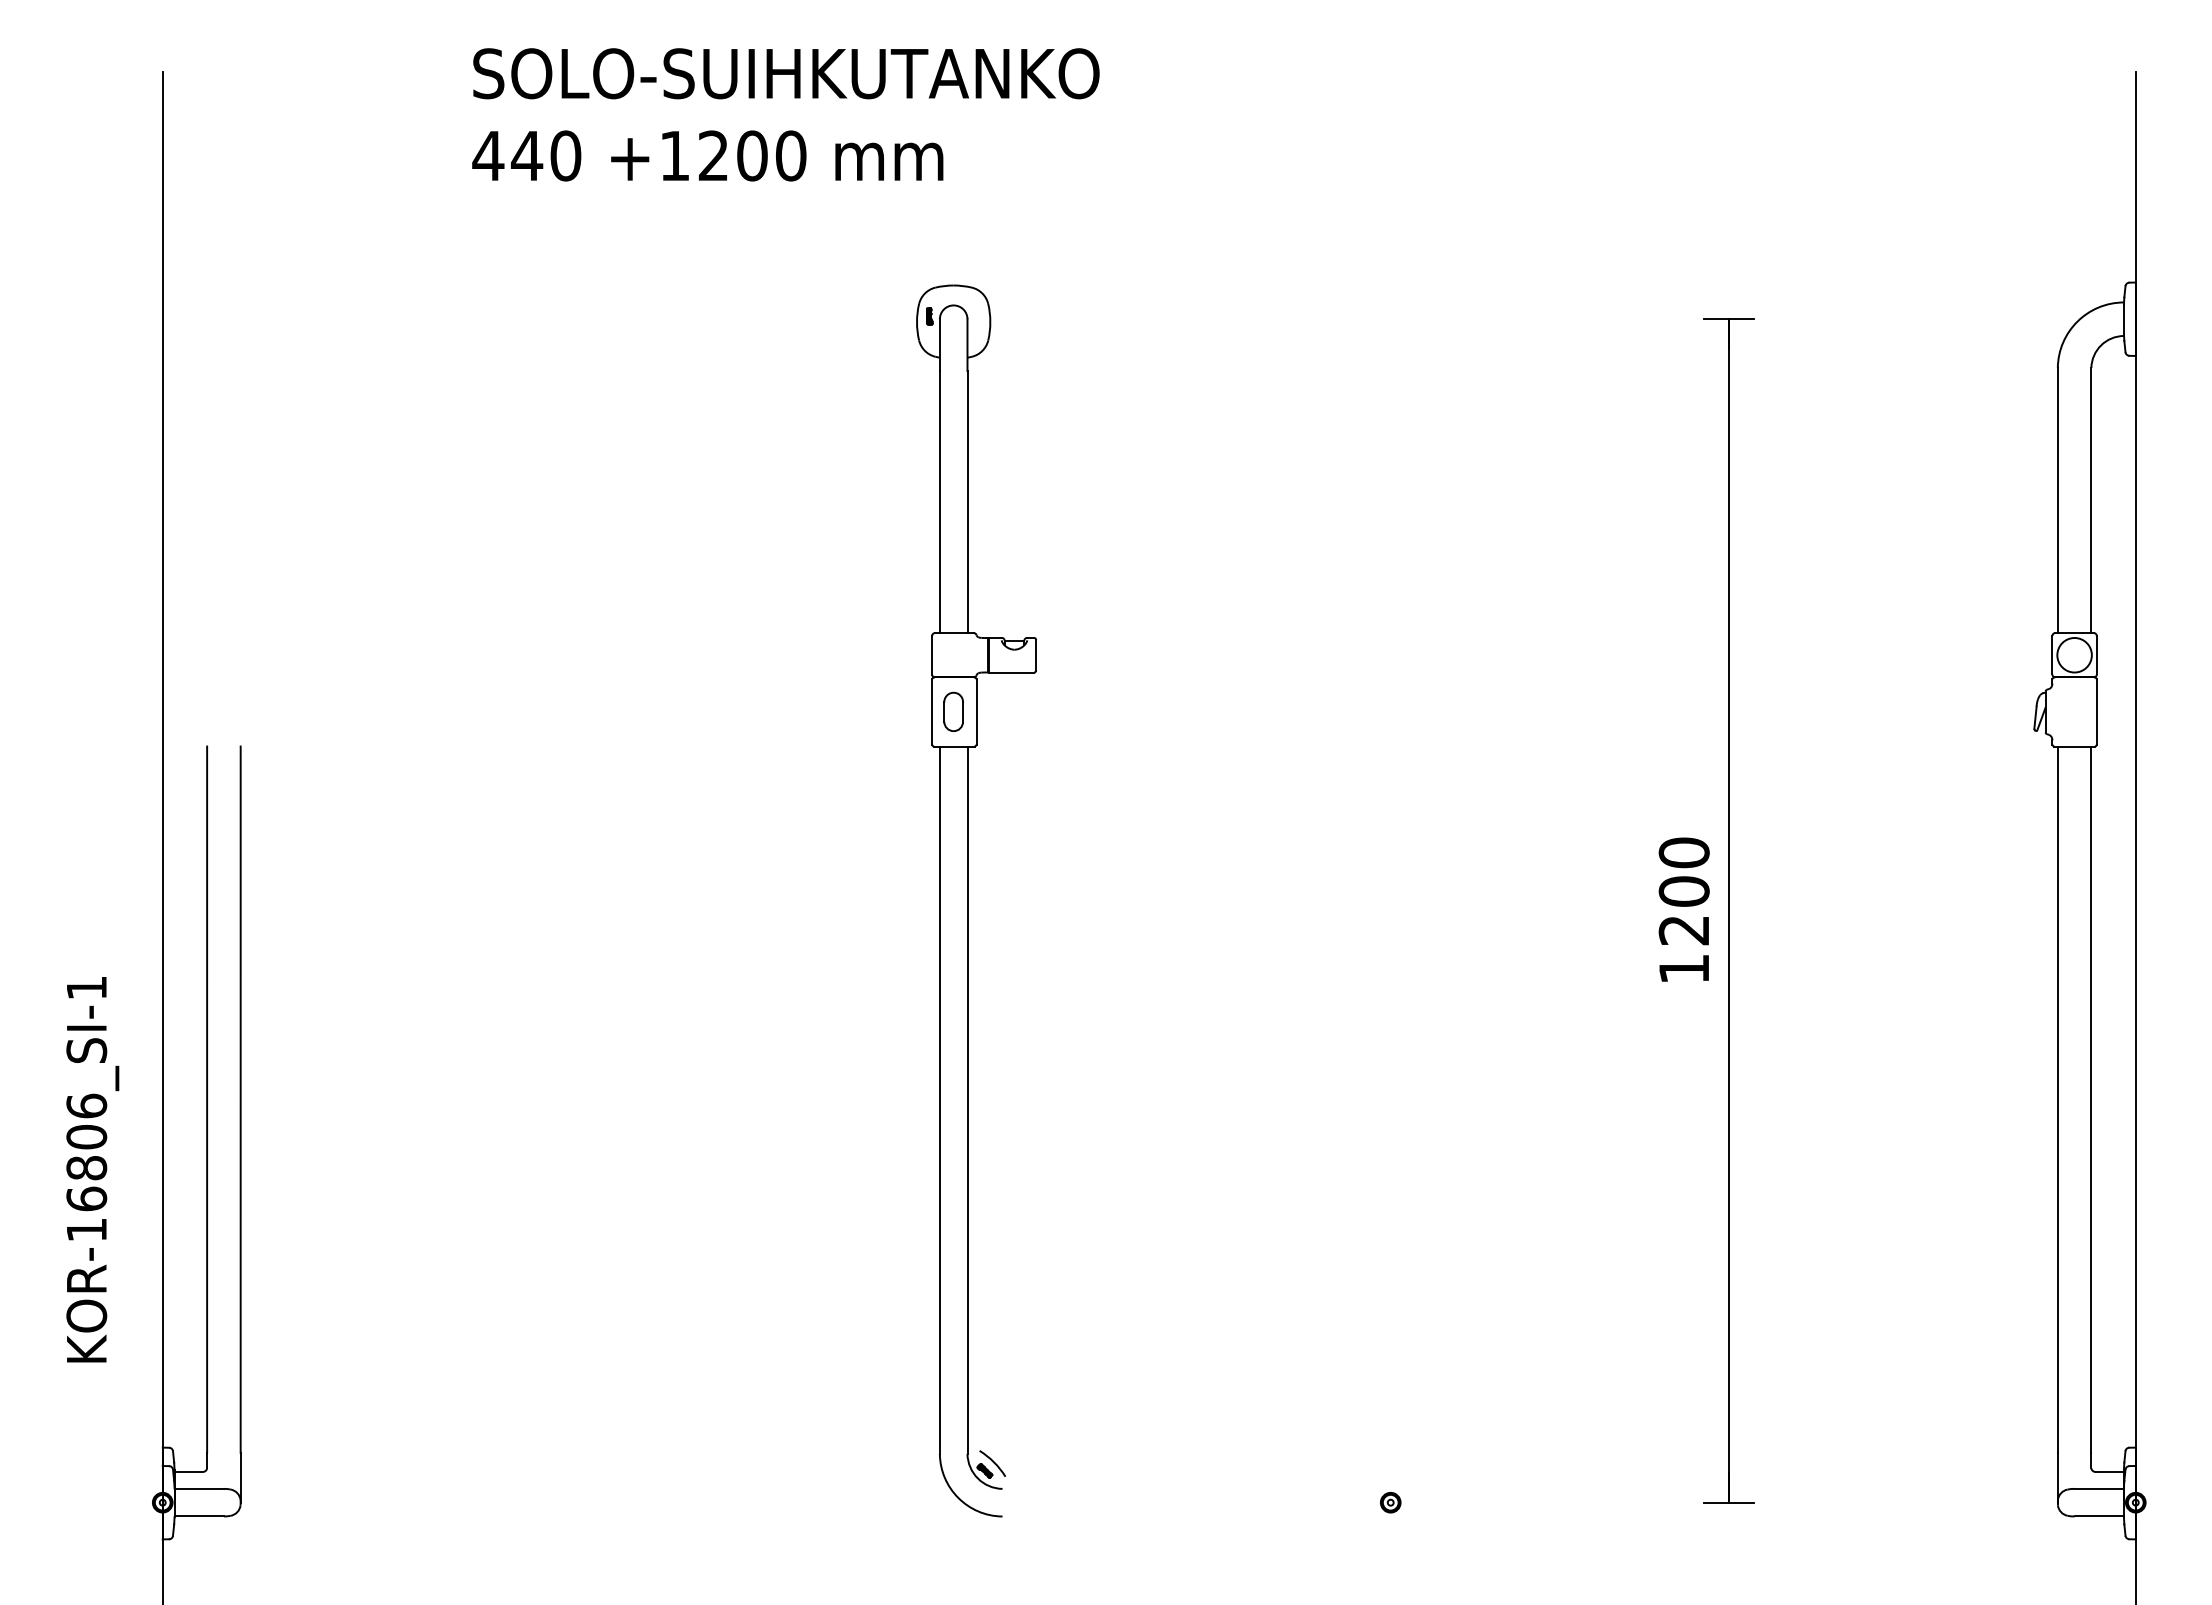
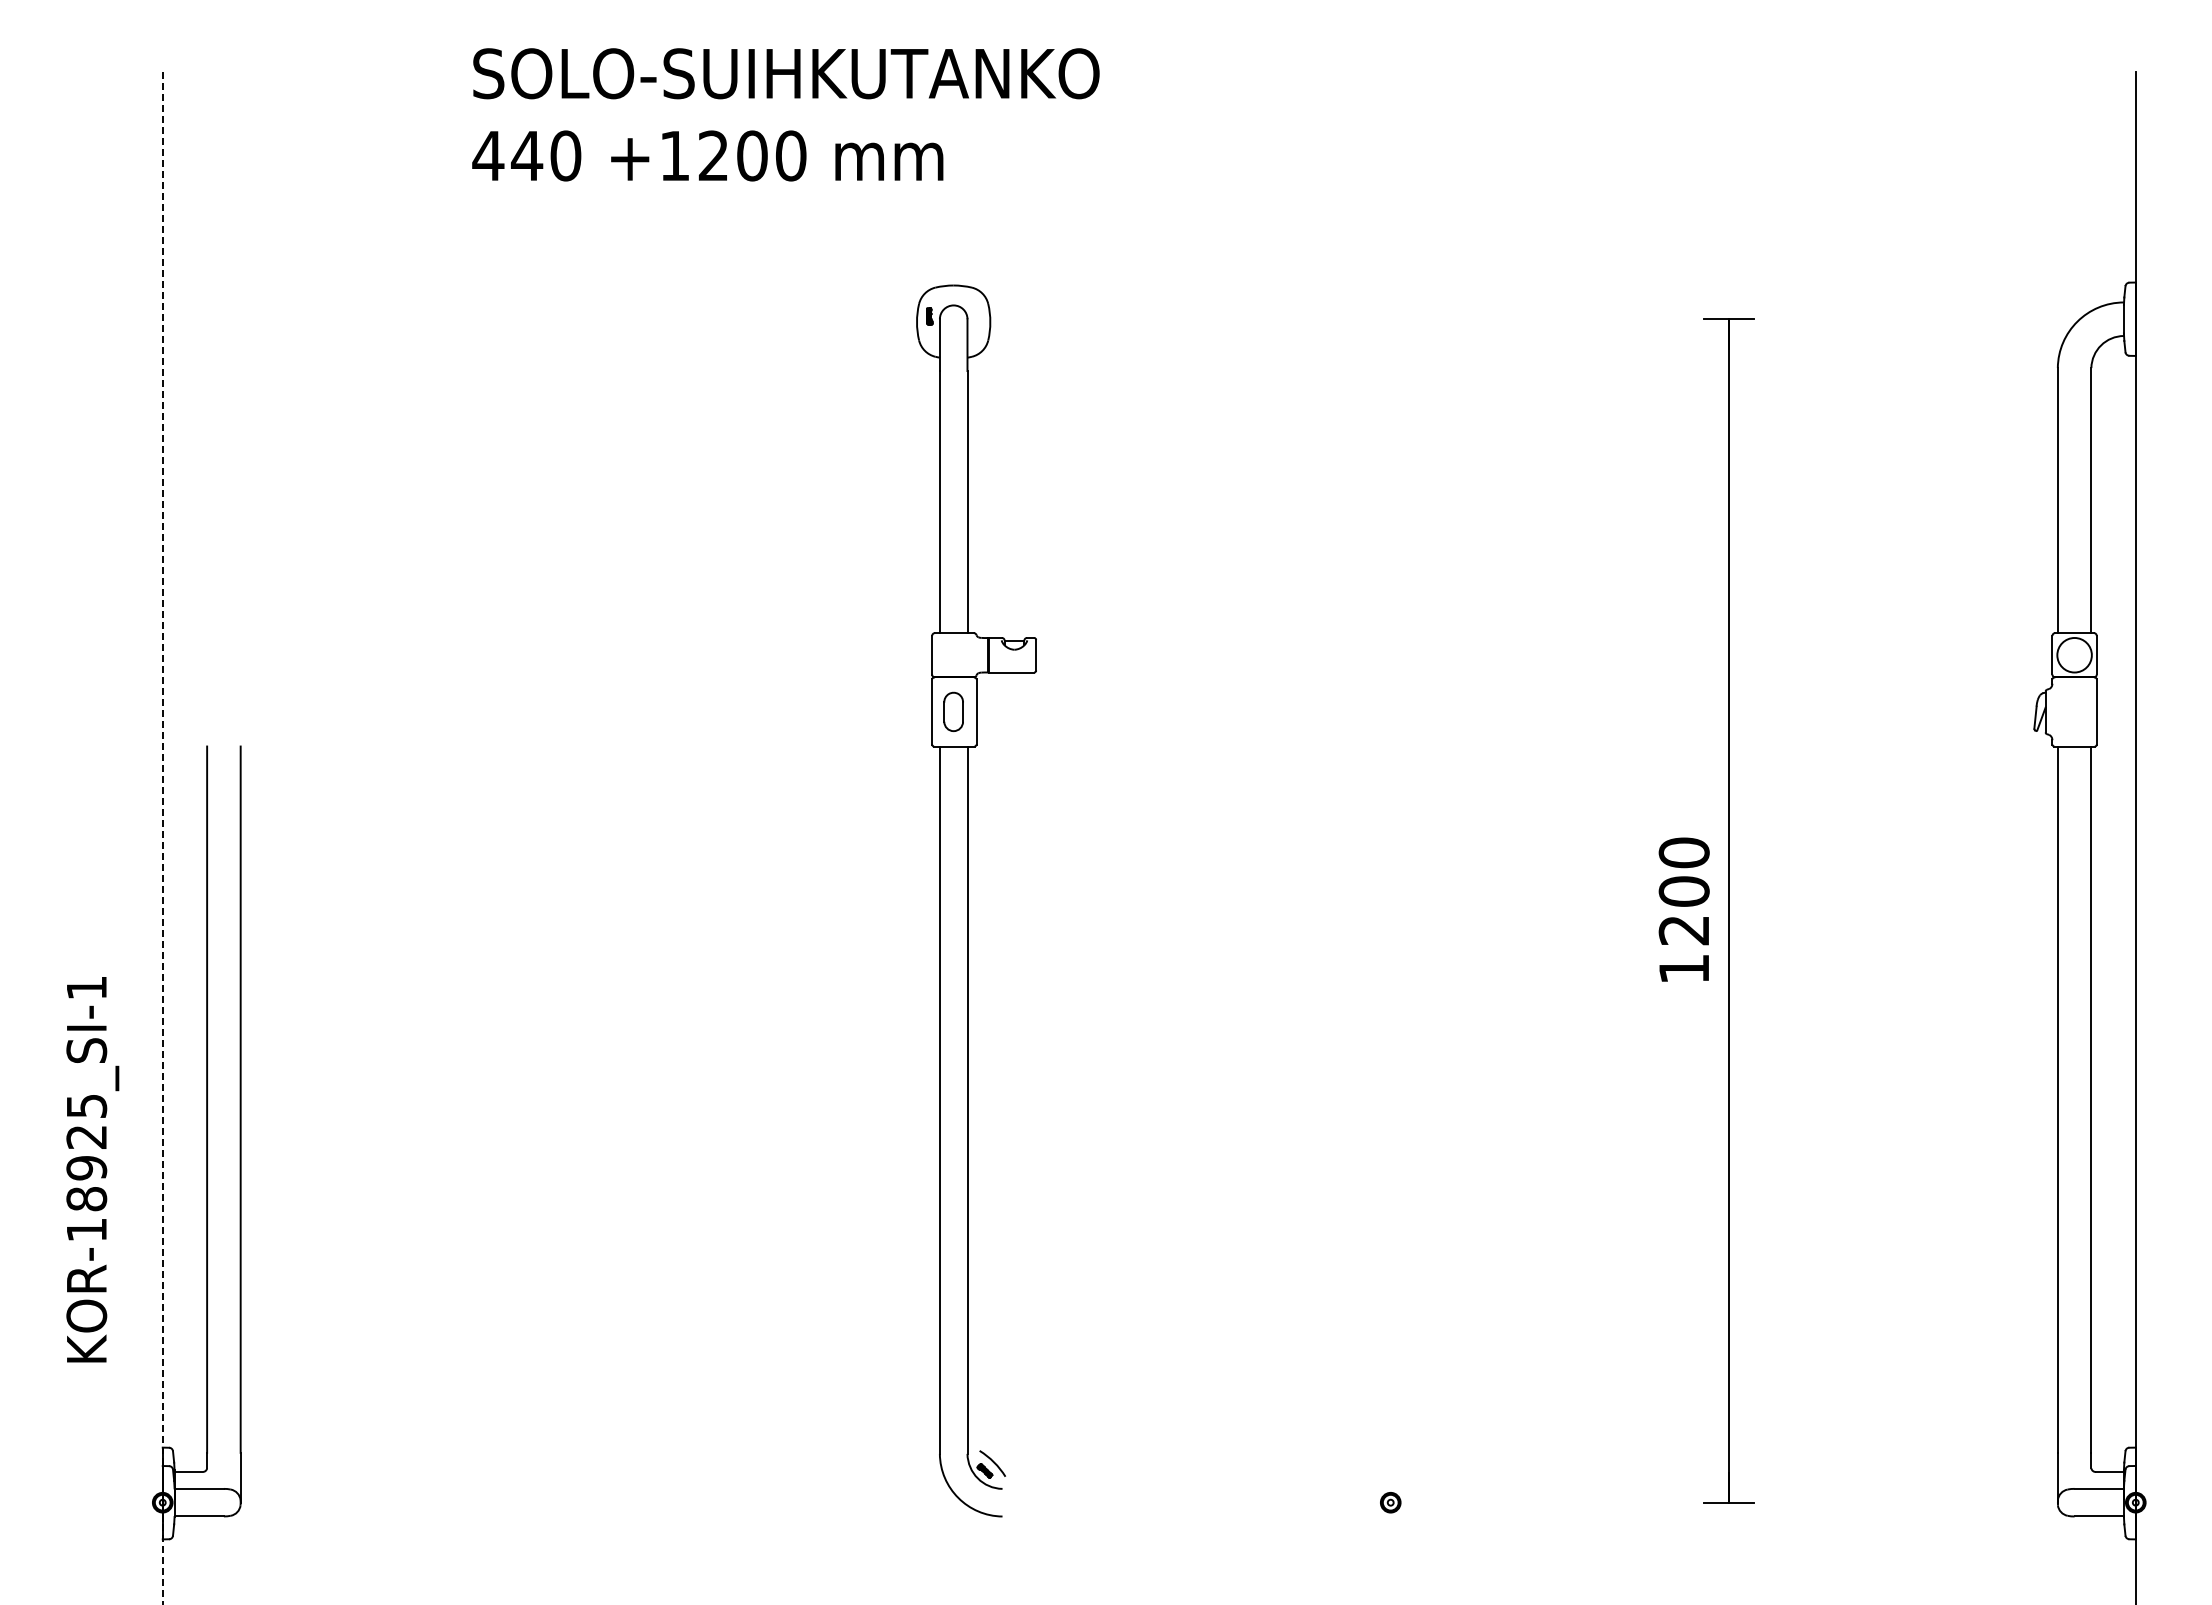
line: solid -> dashed (162, 838)
text: KOR-16806_SI-1 -> KOR-18925_SI-1 (86, 1152)
